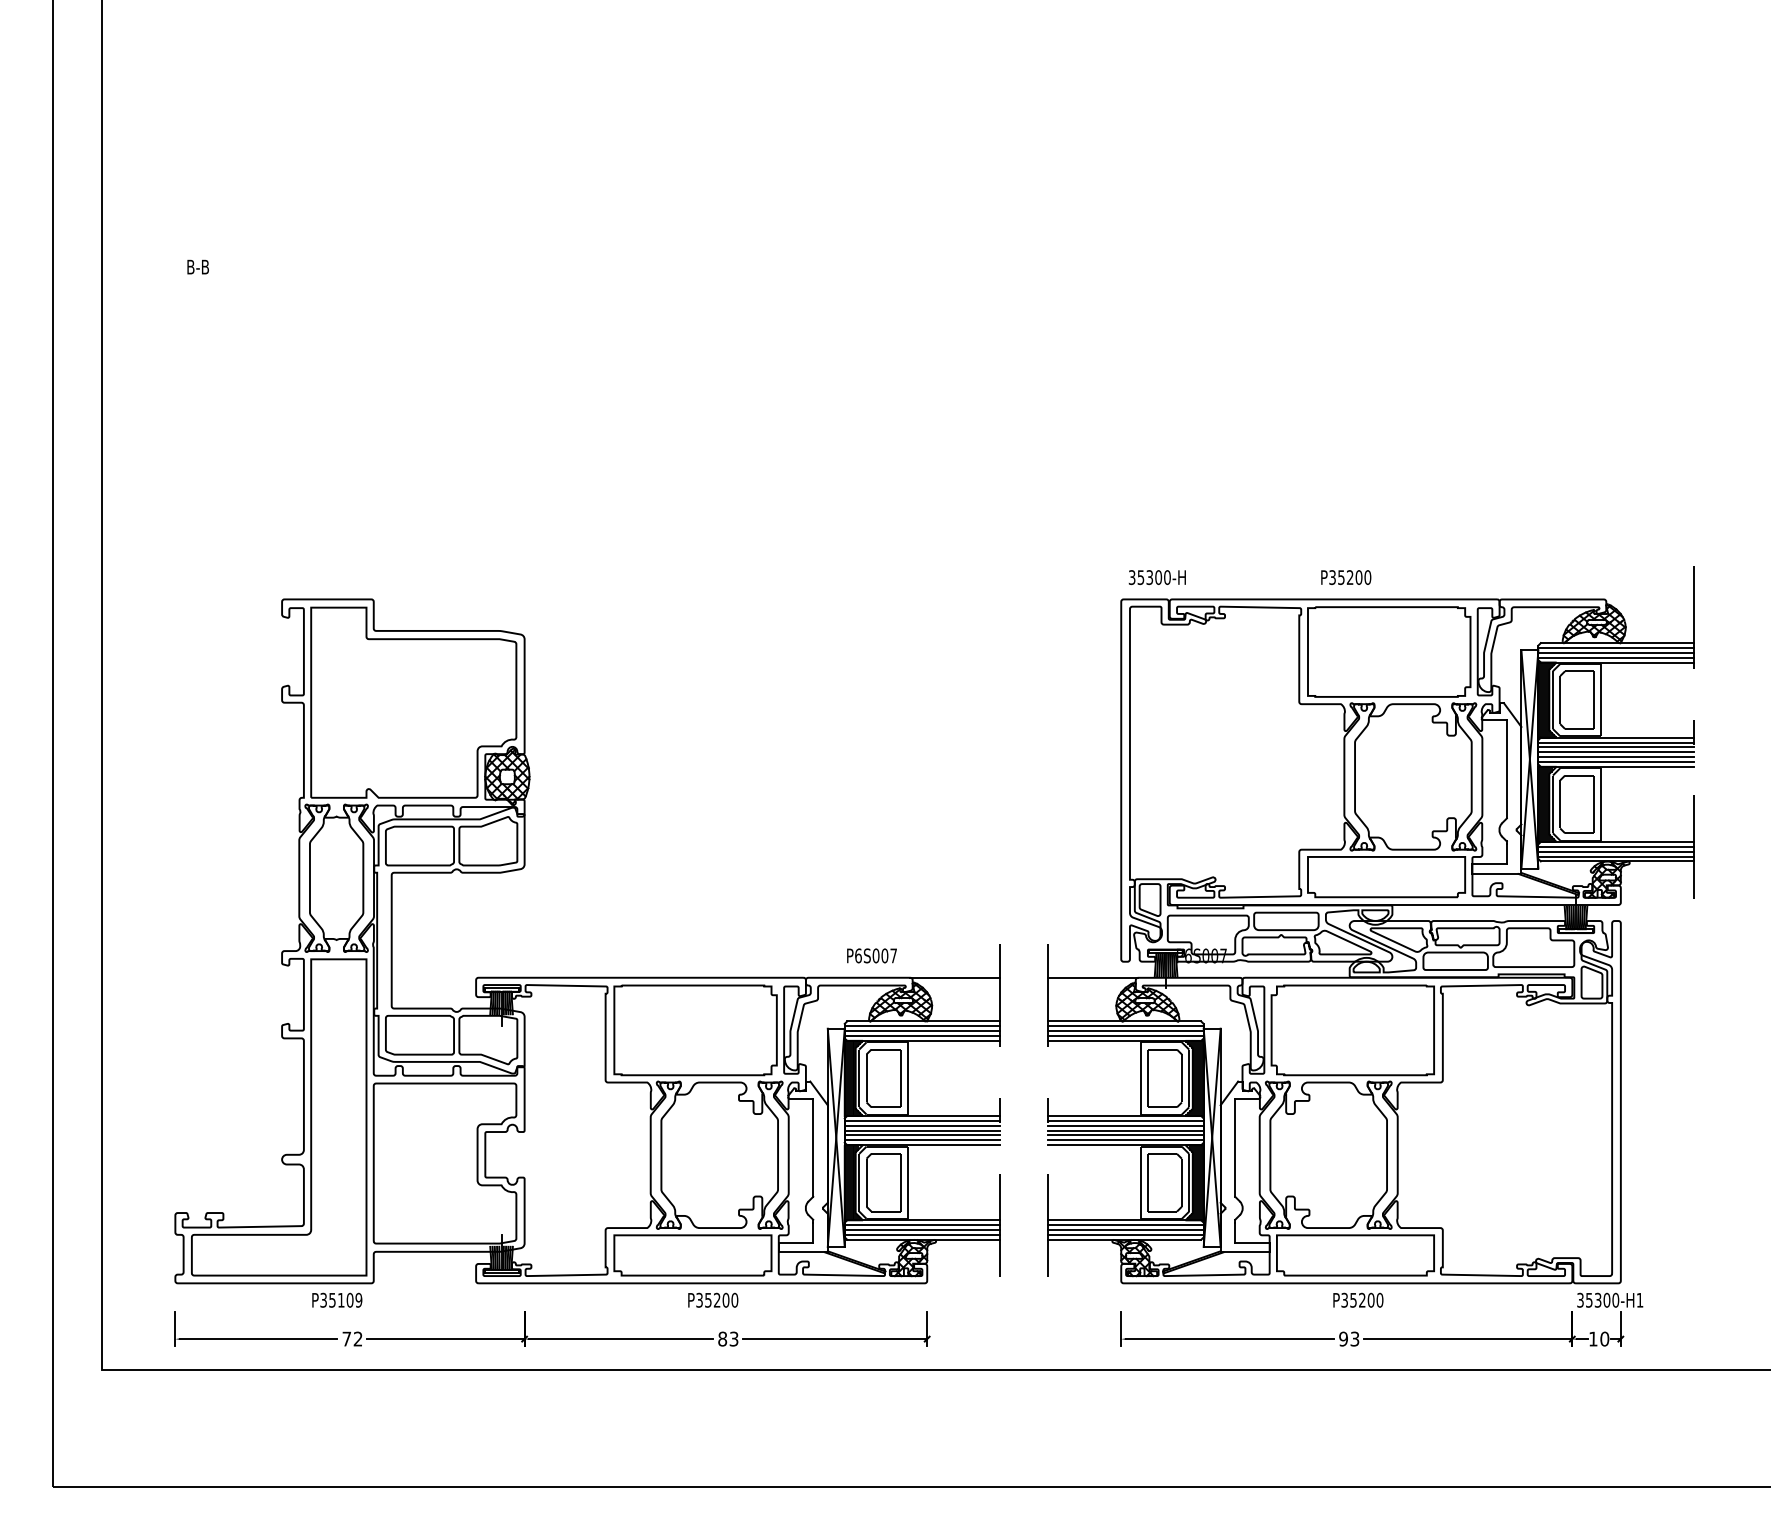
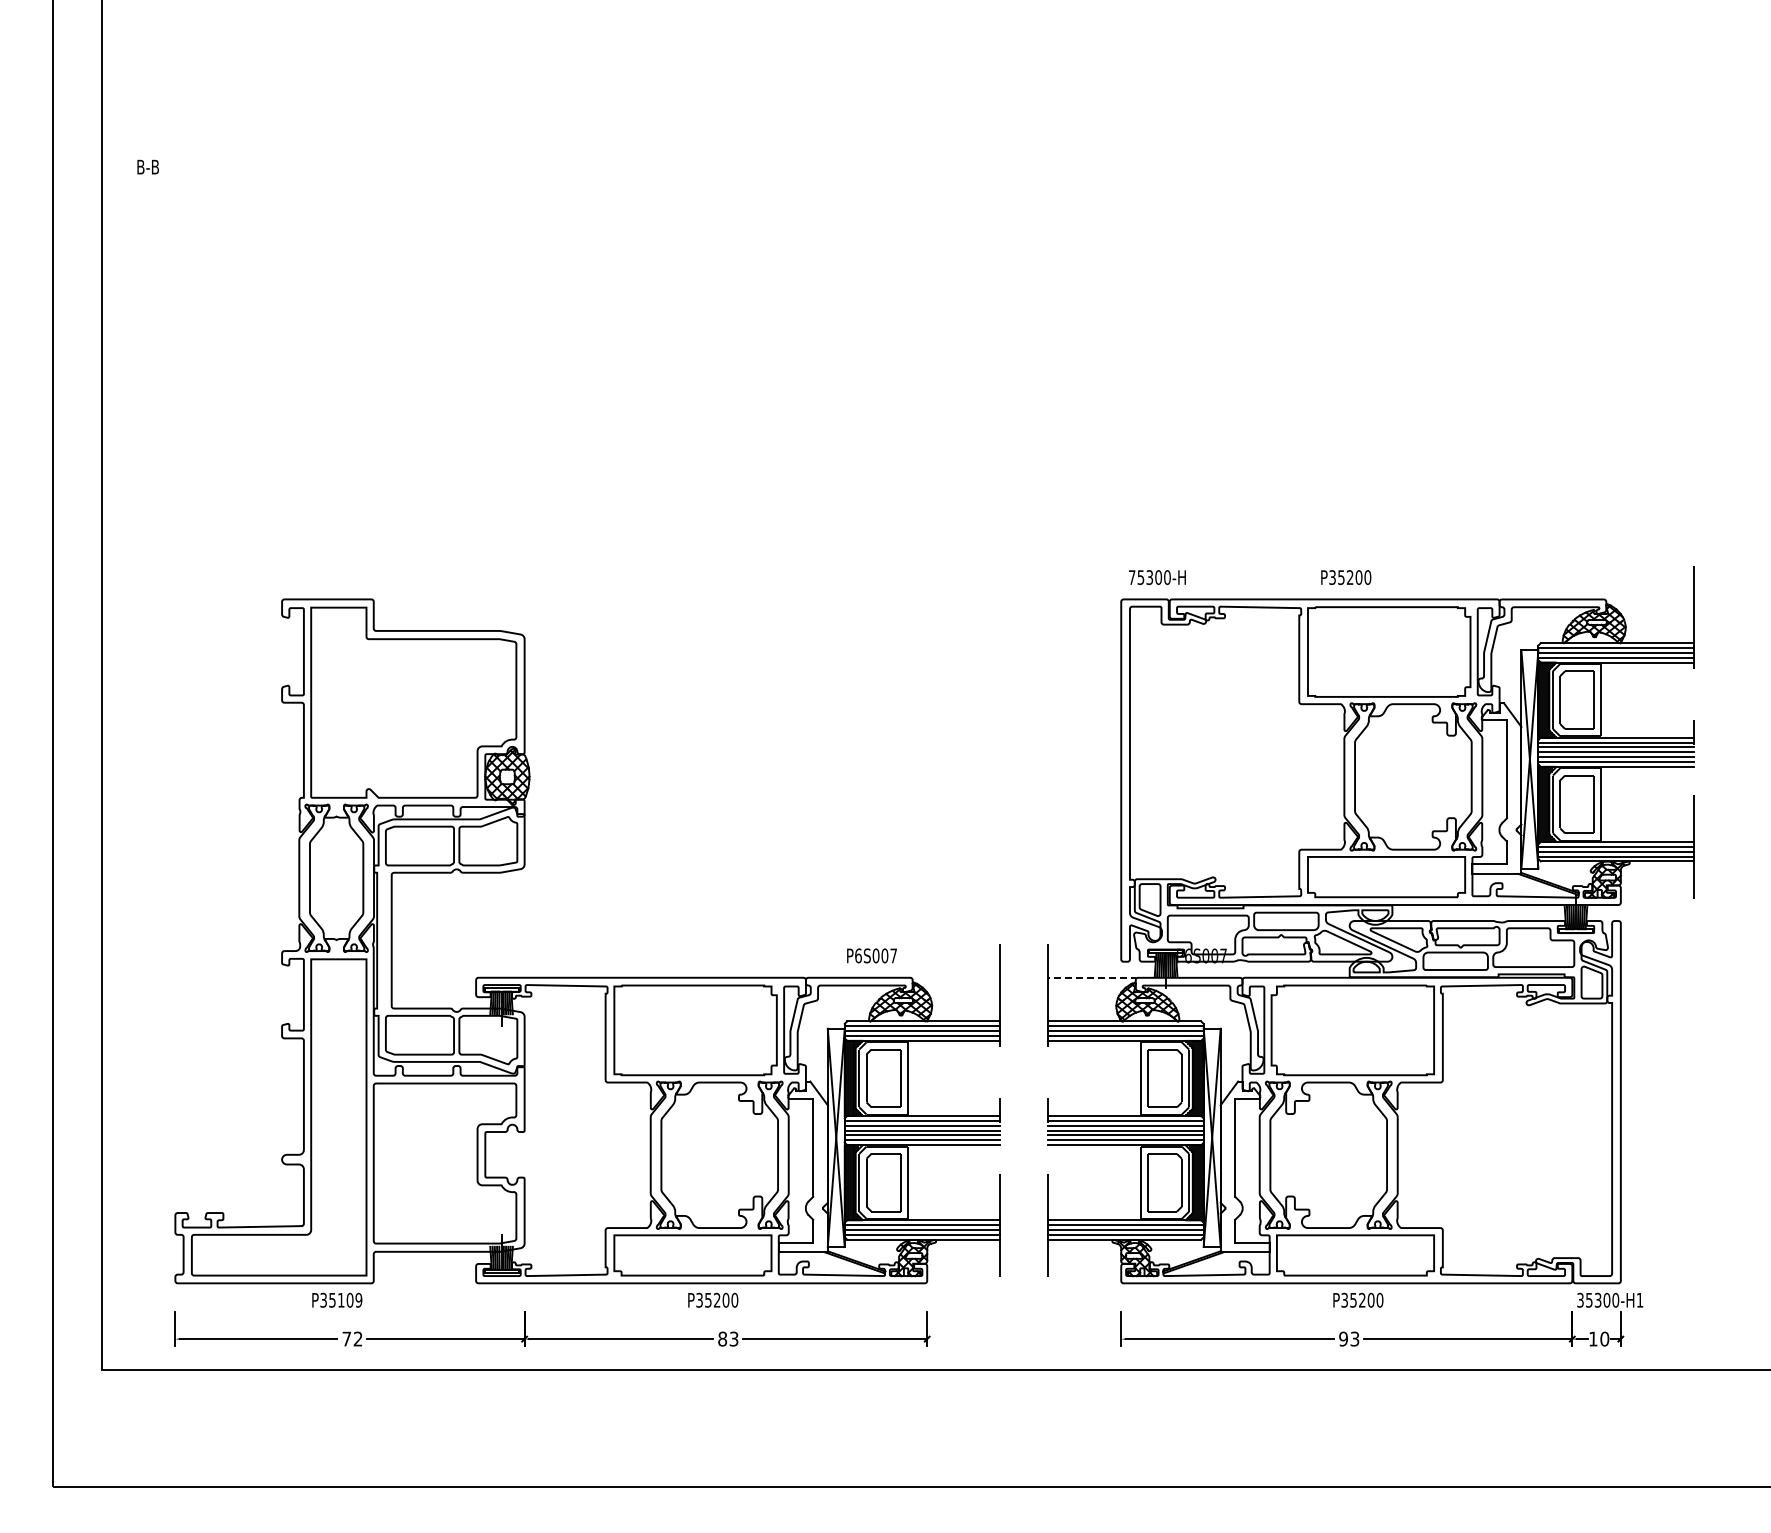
text position: (197, 266) -> (147, 166) (147, 166)
text: 35300-H -> 75300-H (1131, 577)
line: present -> none (954, 977)
line: solid -> dashed (1093, 977)
